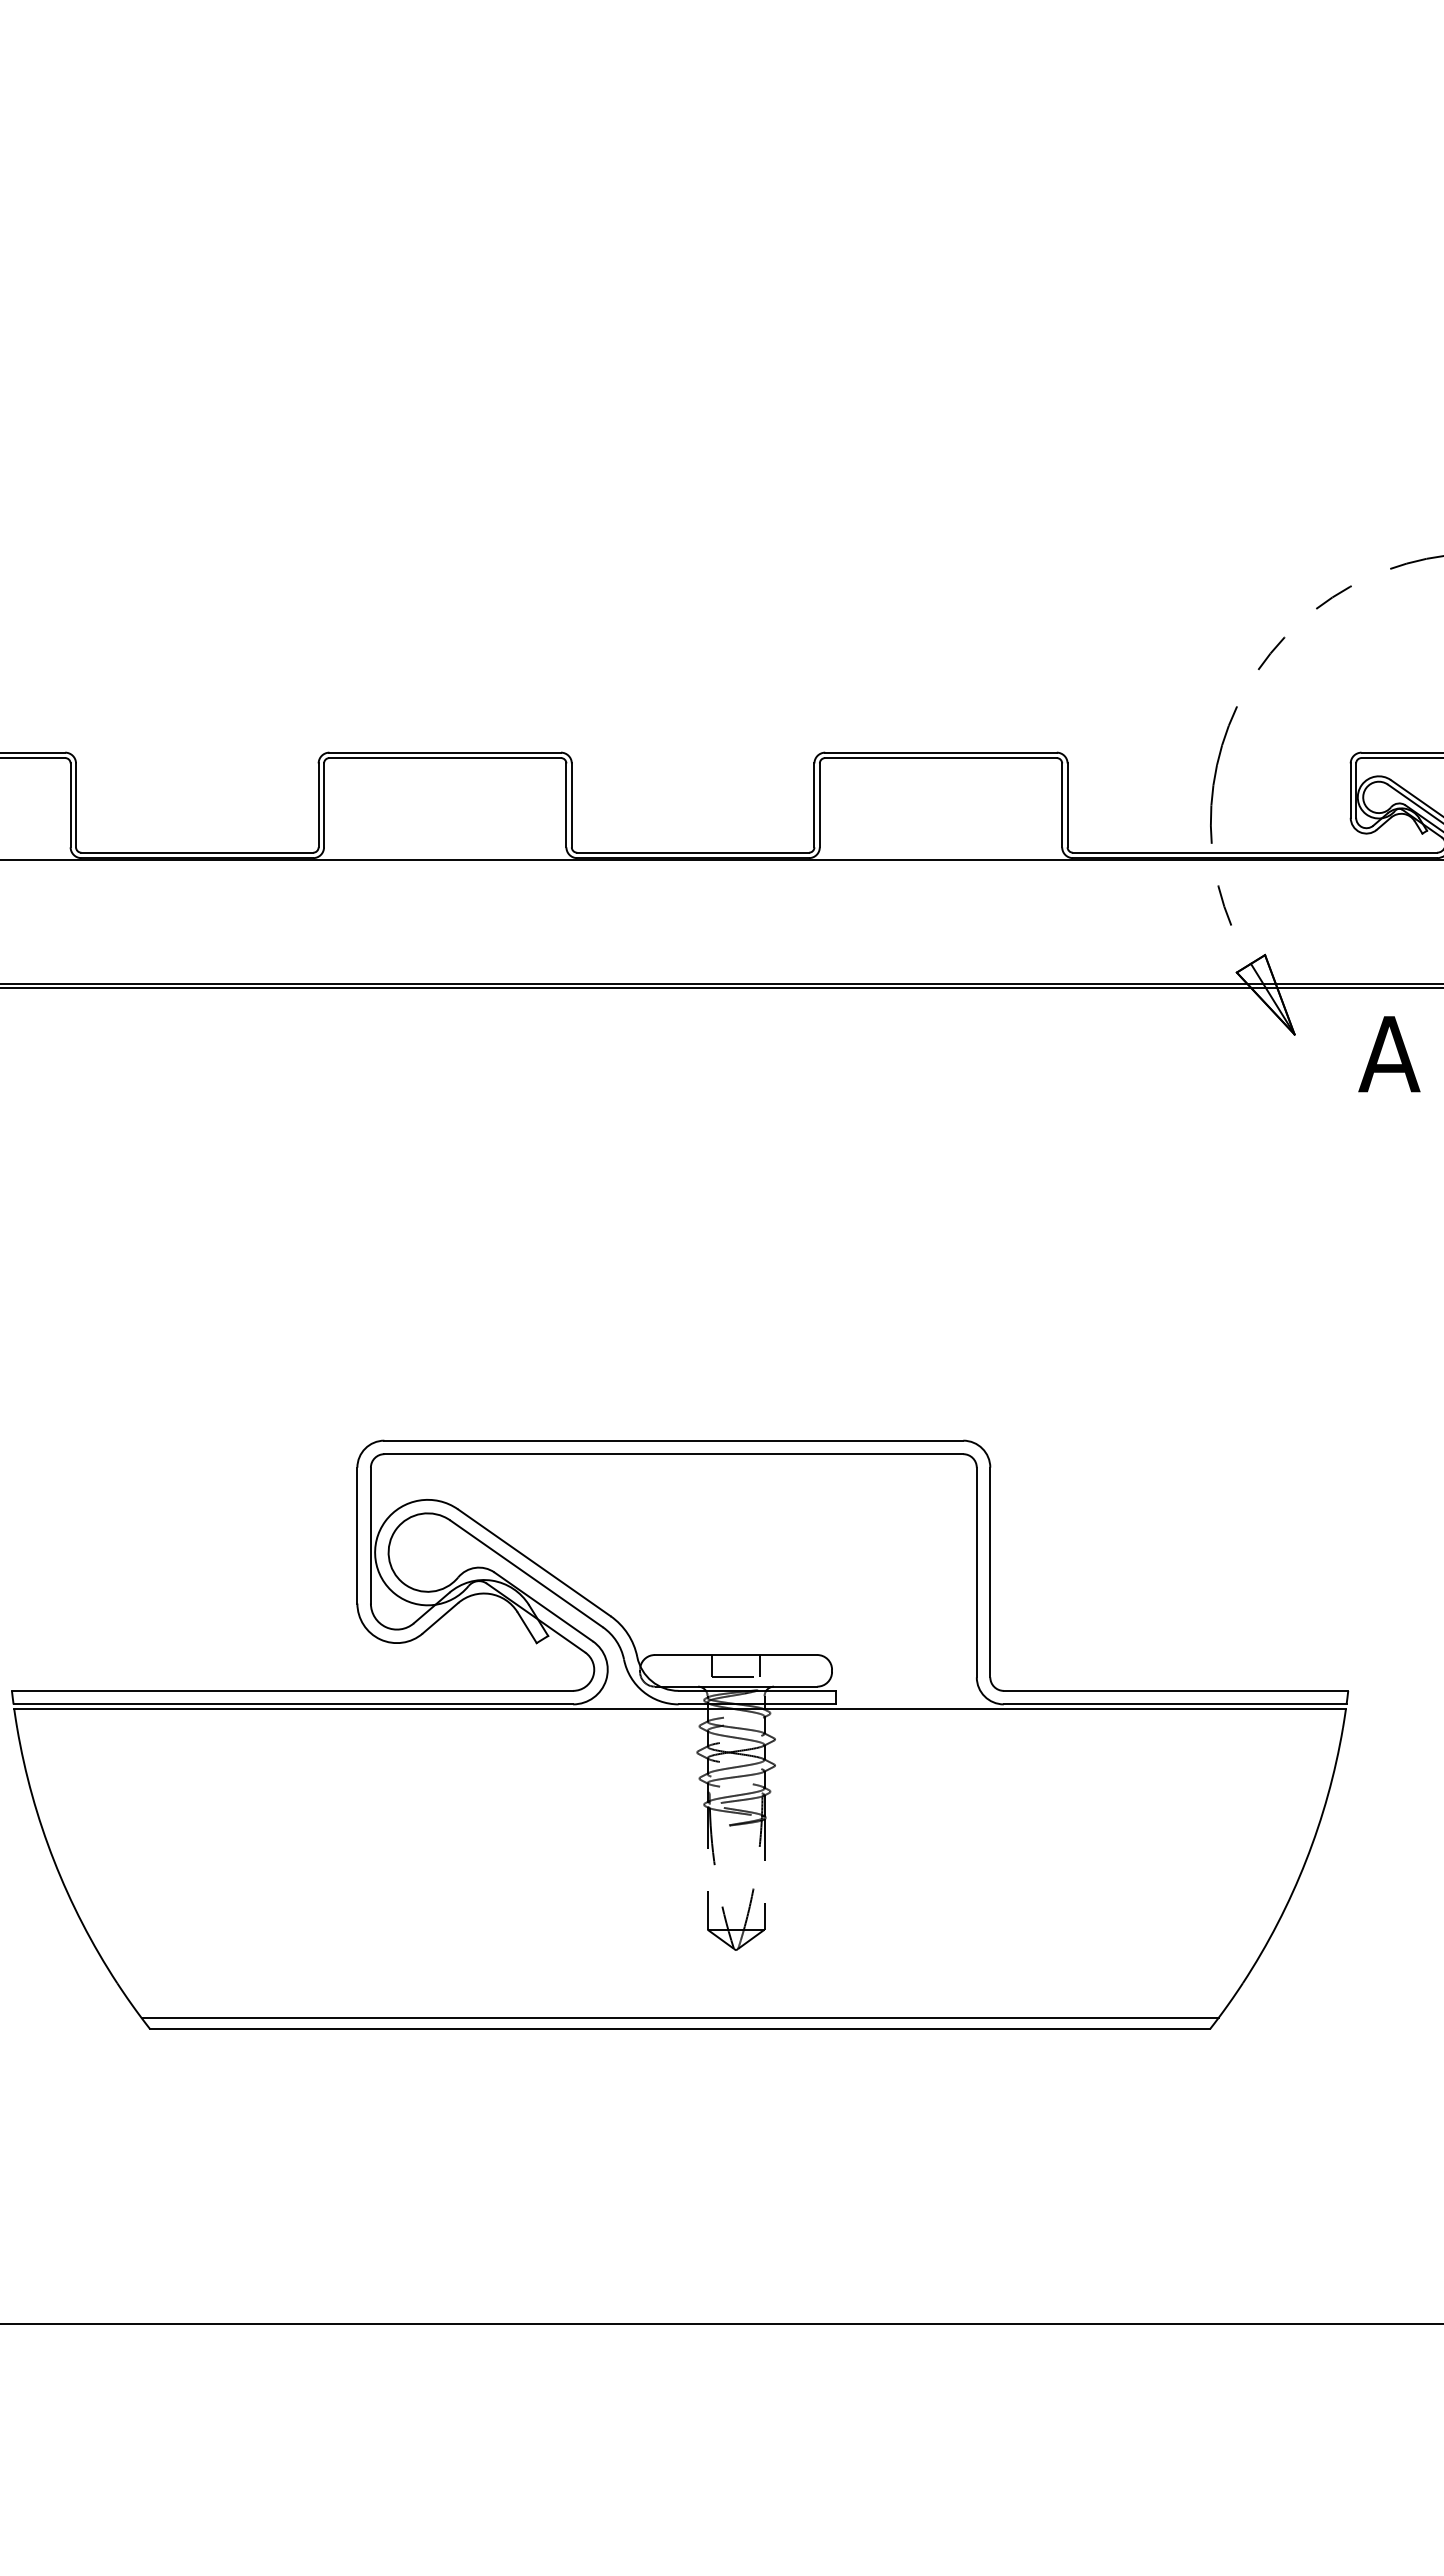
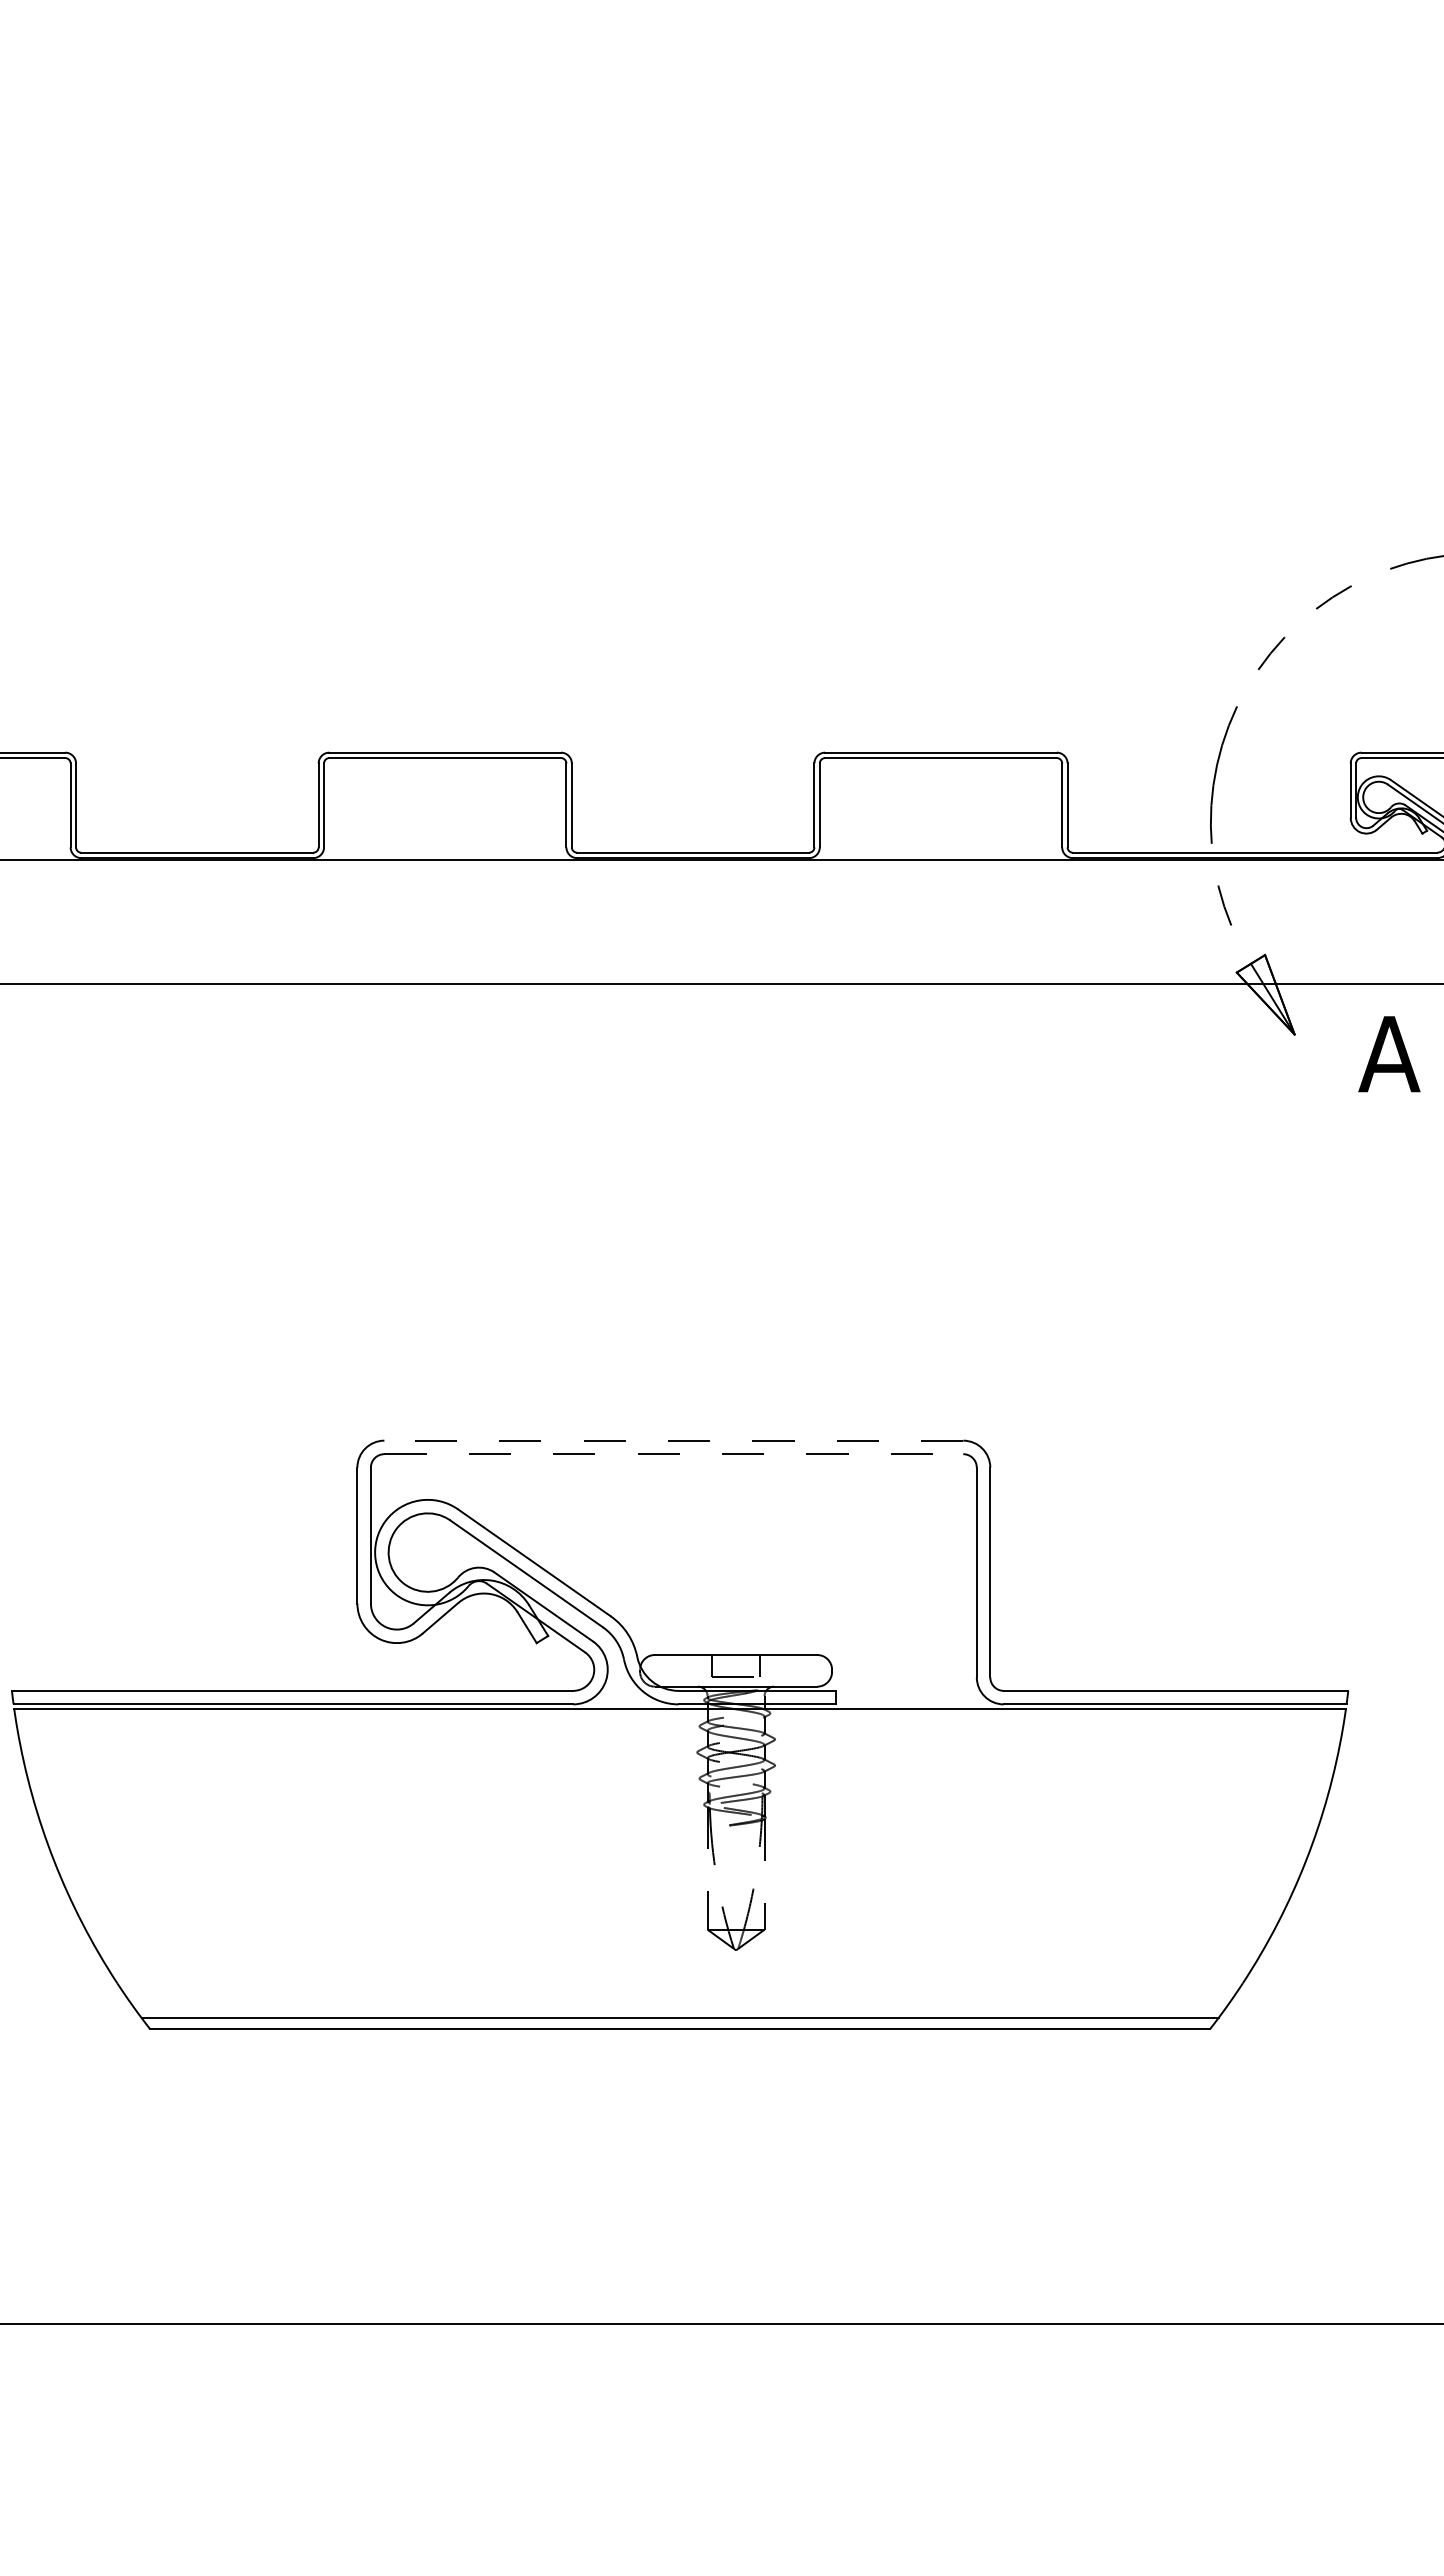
line: present -> none (721, 987)
line: solid -> dashed (673, 1440)
line: solid -> dashed (674, 1454)
